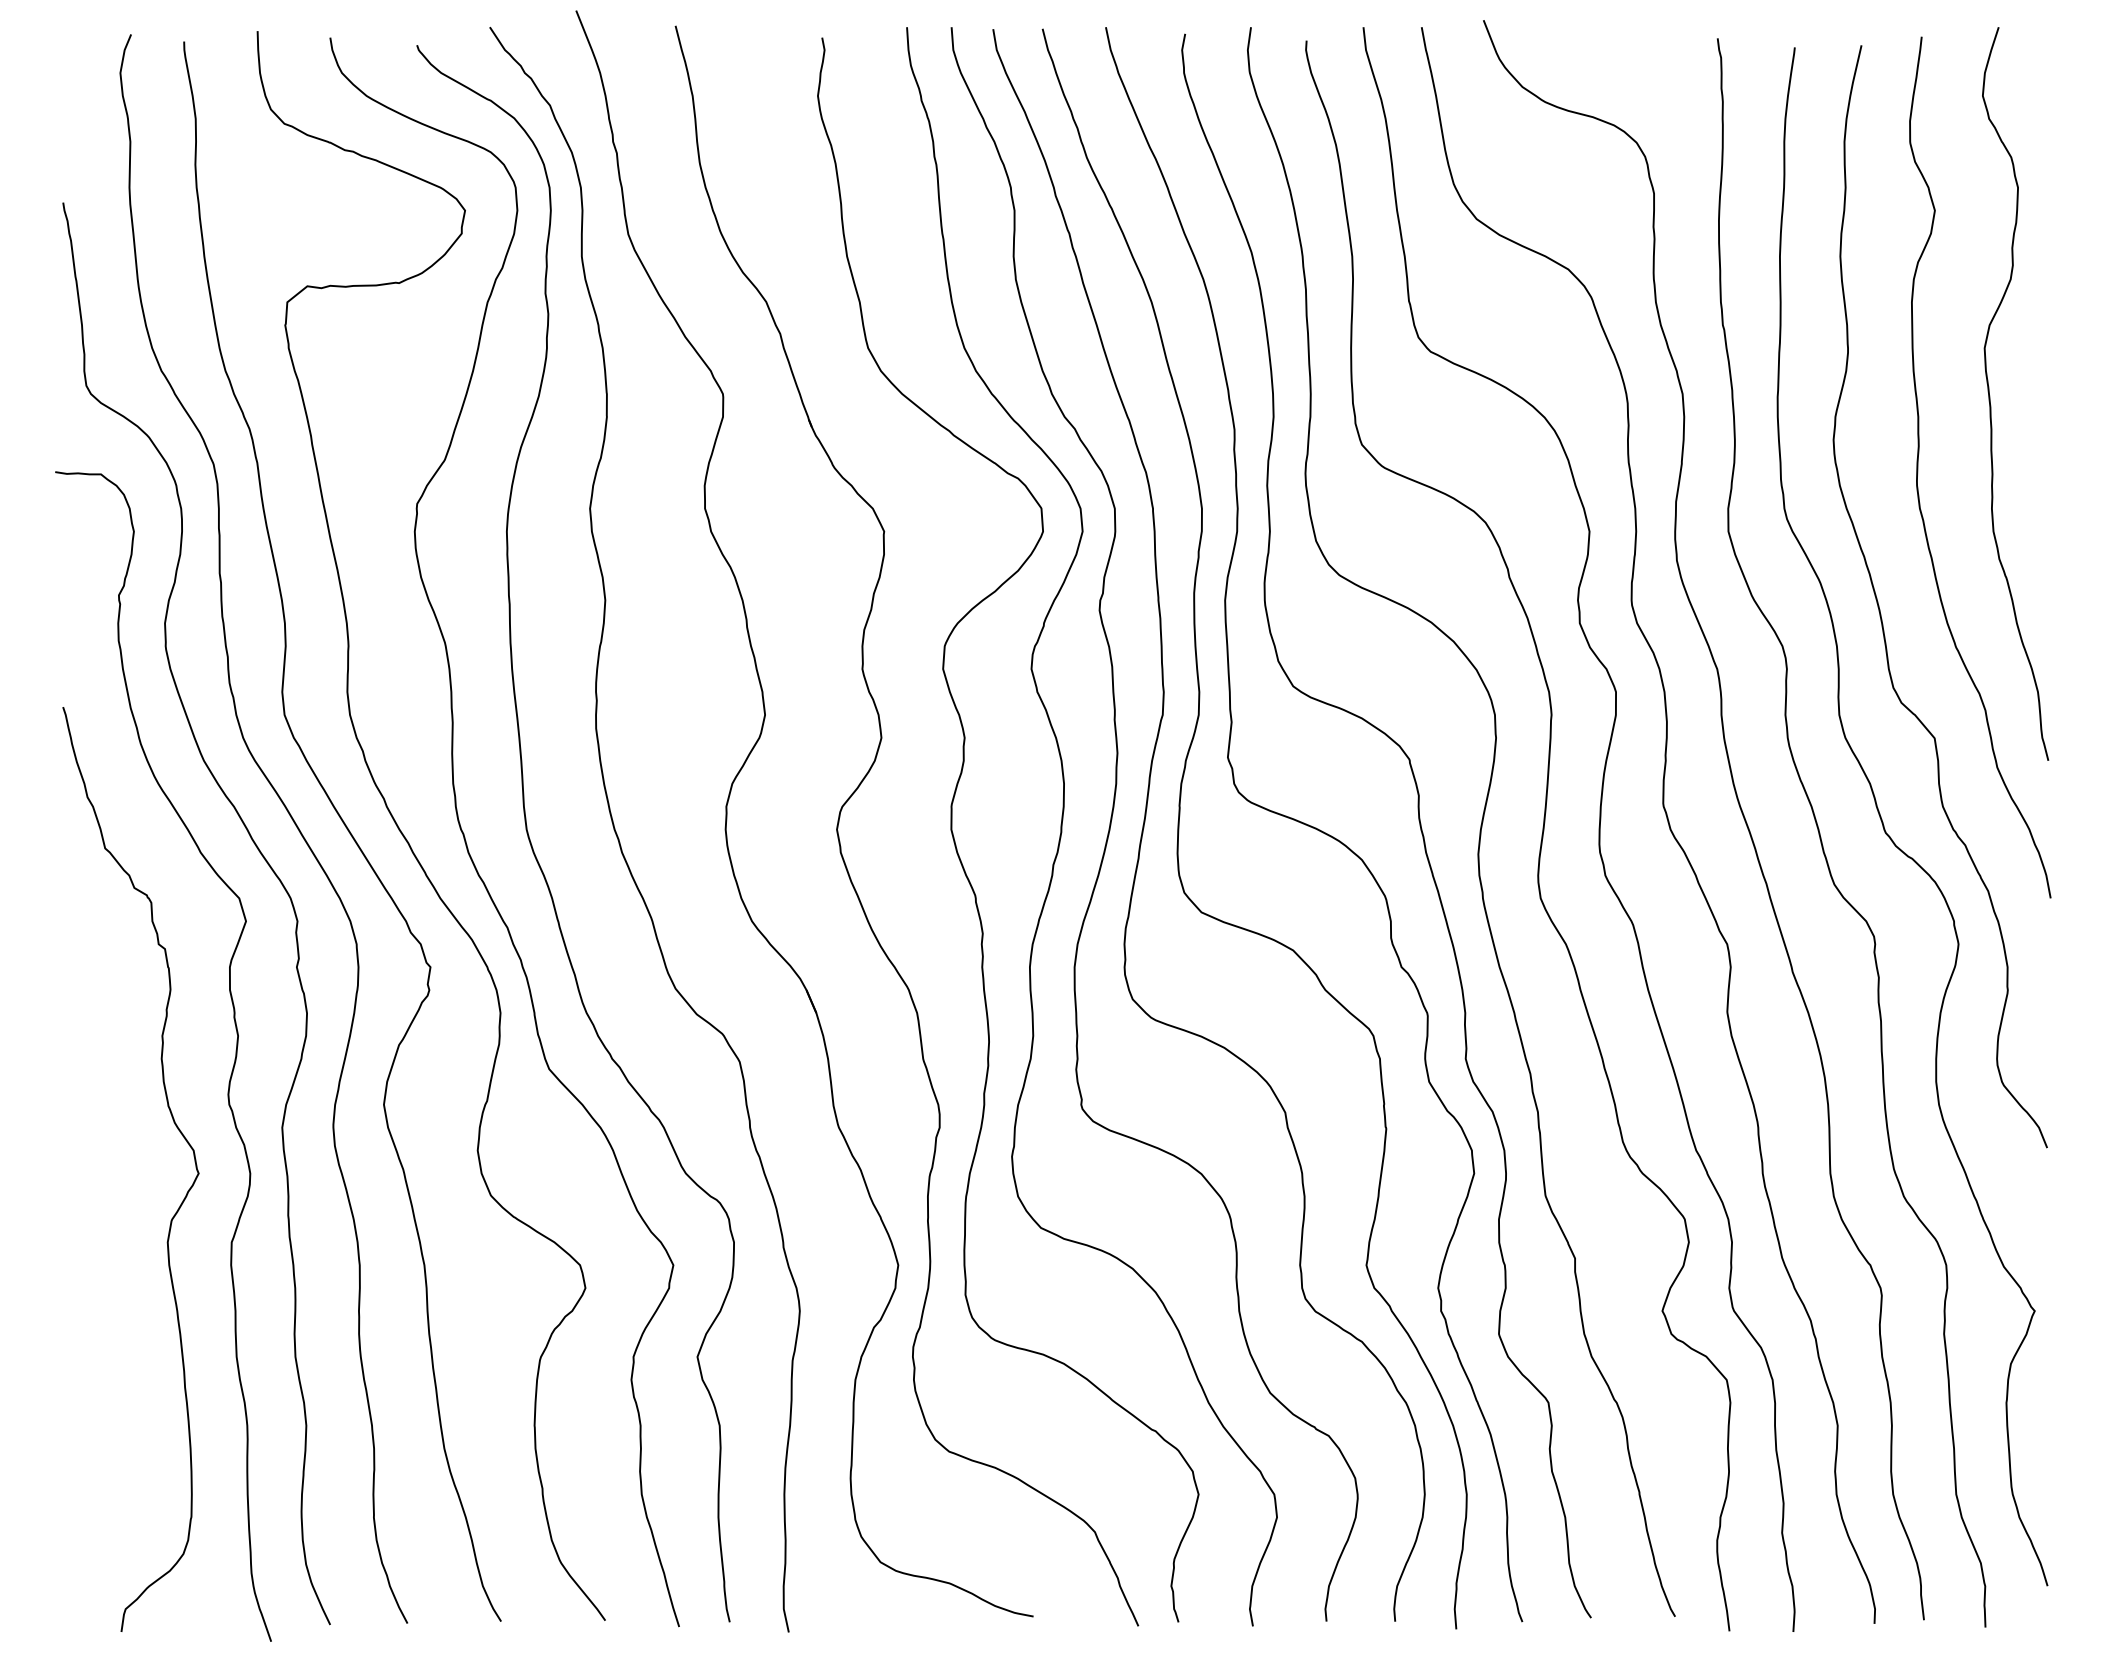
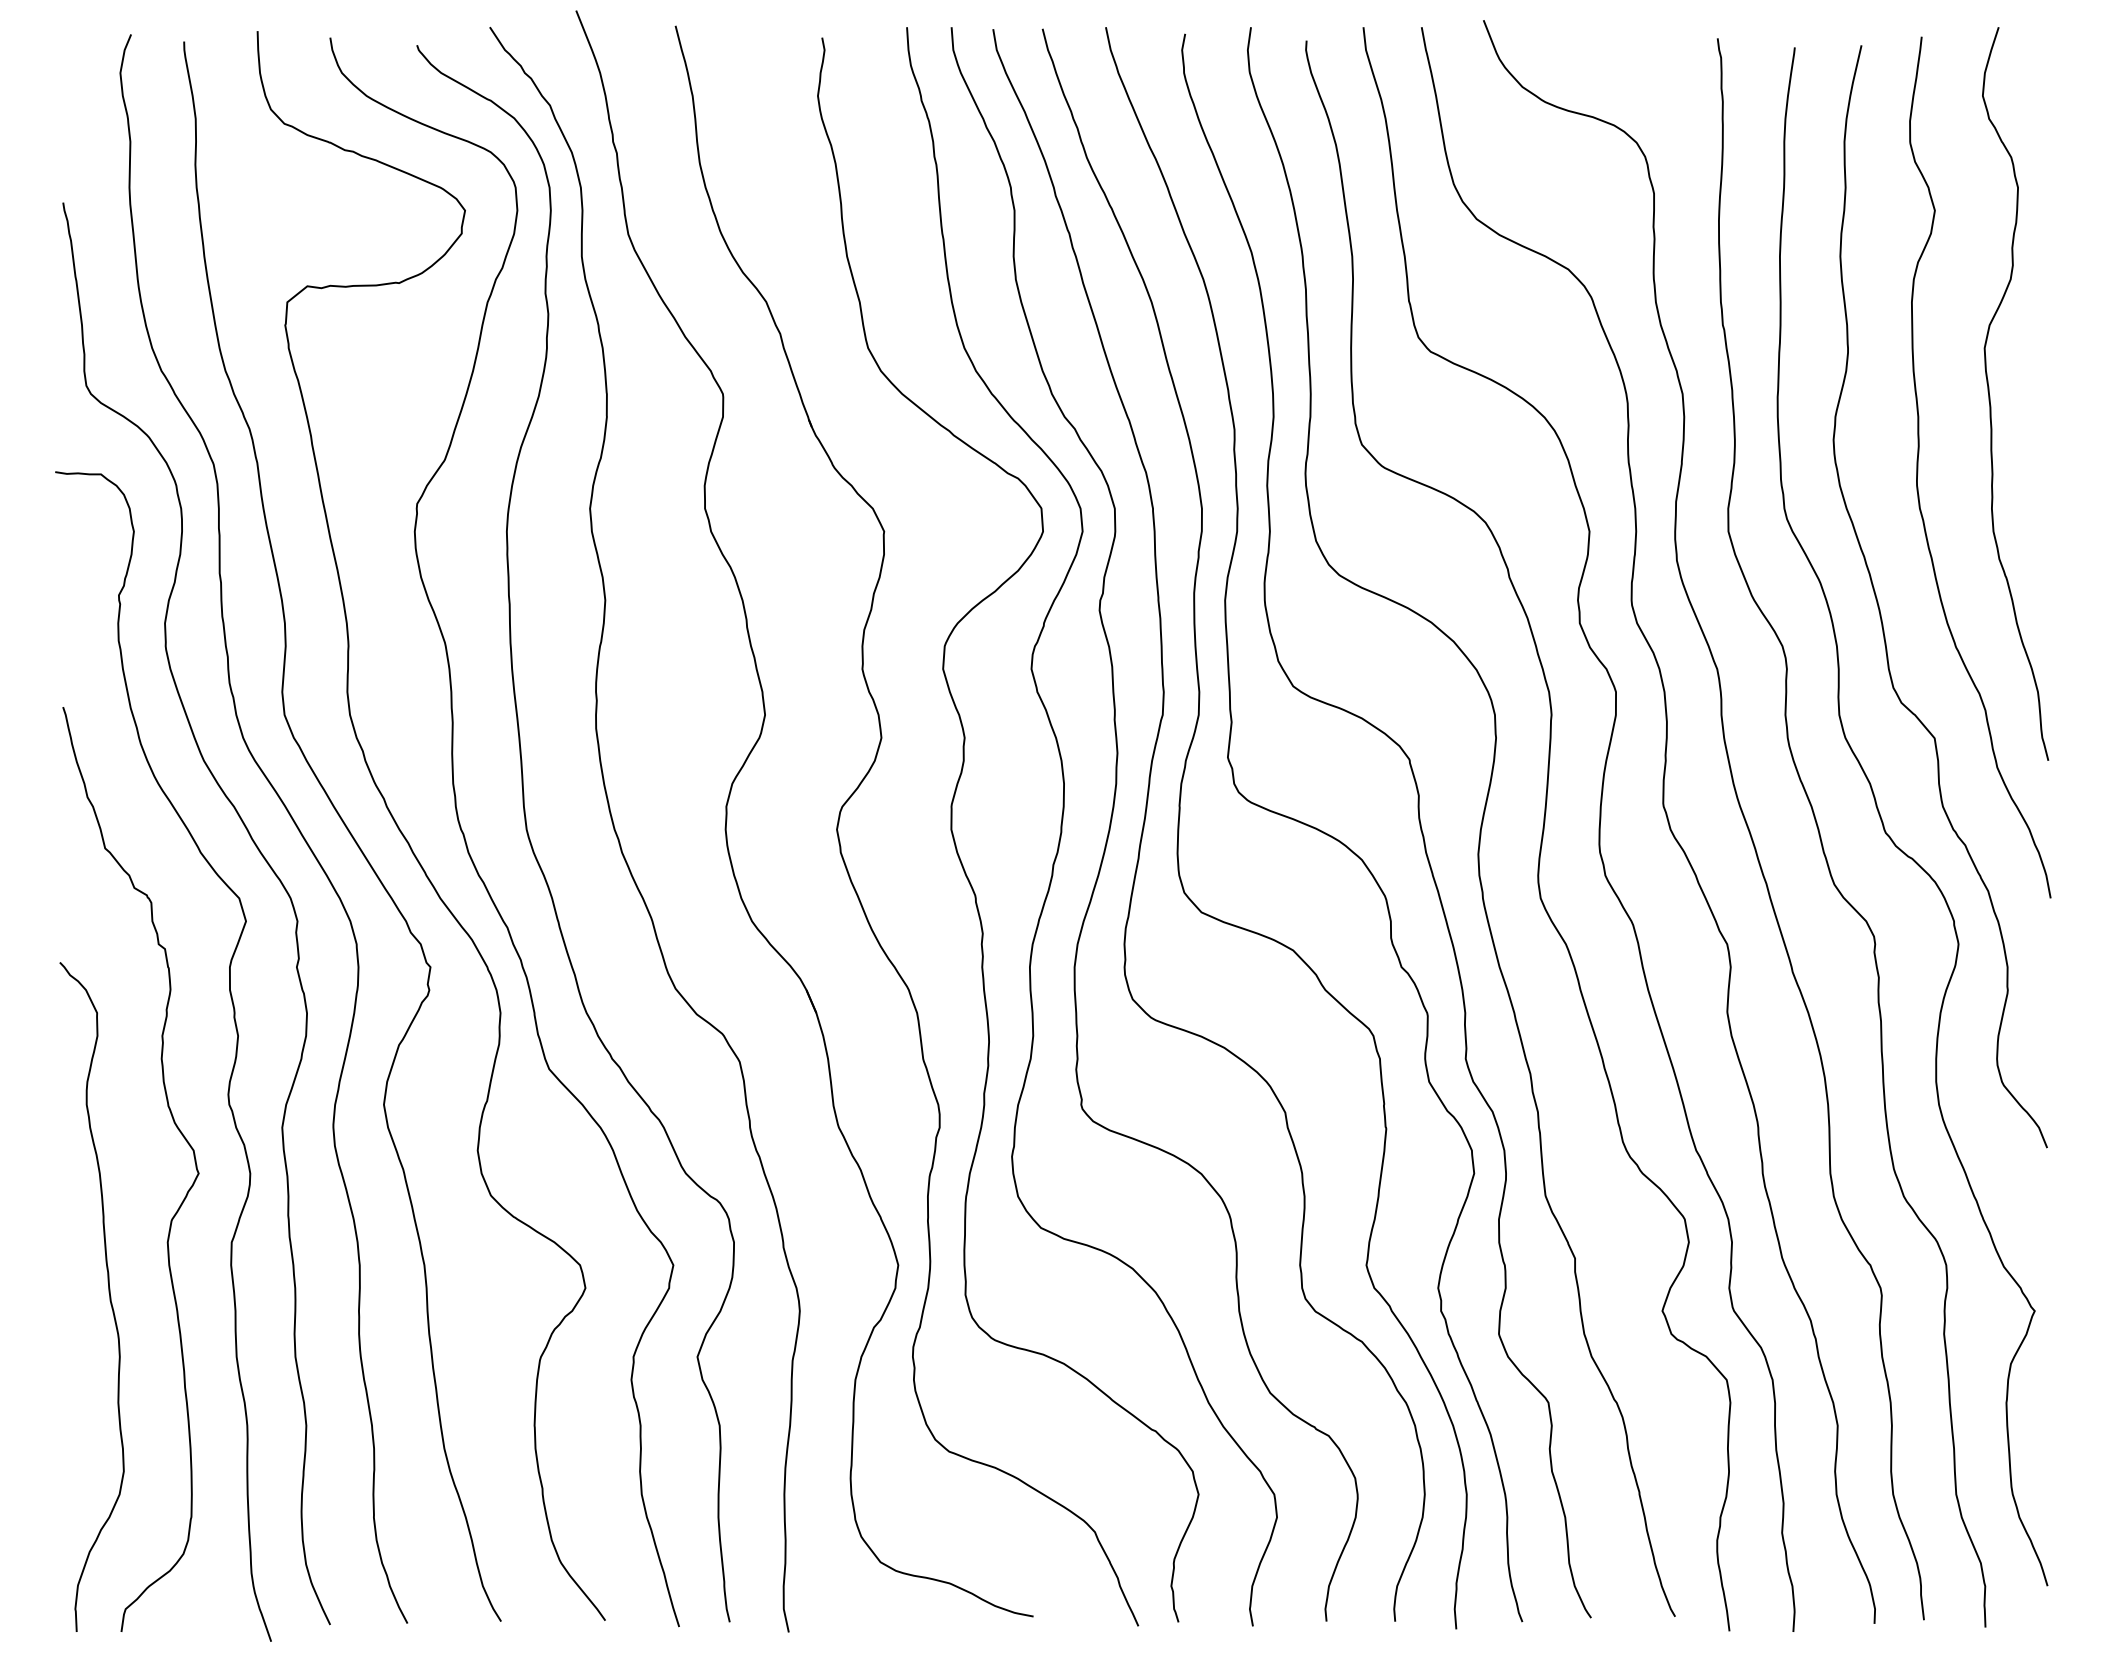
curve: none -> present (108, 1292)
